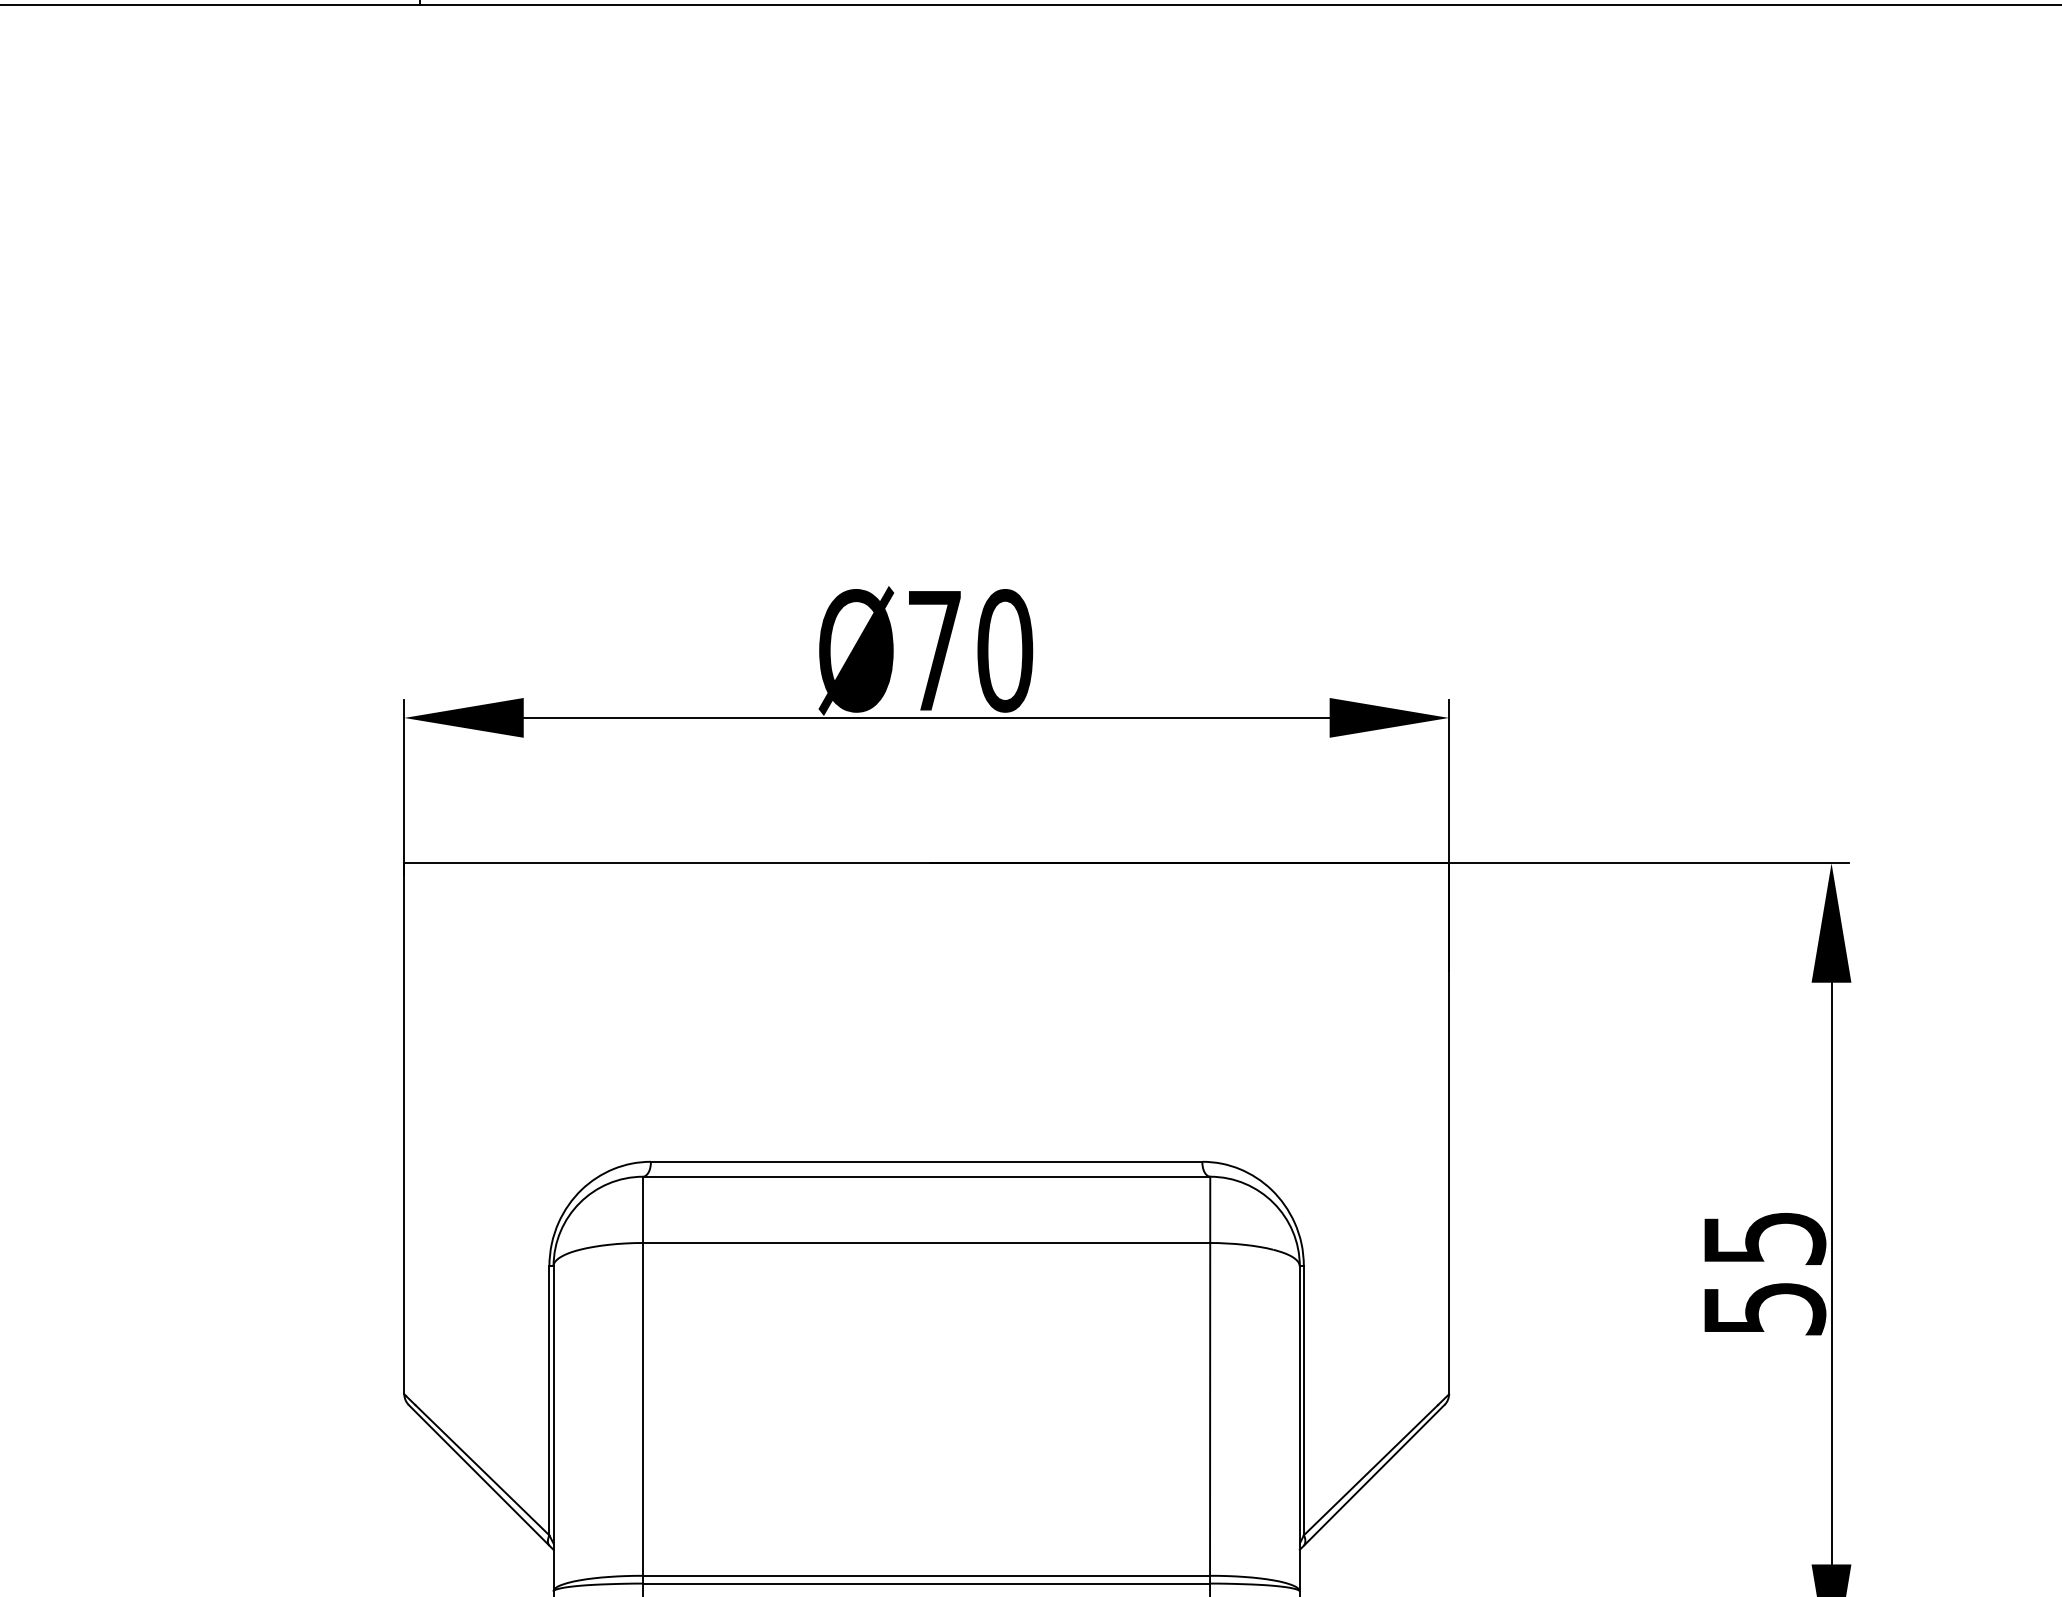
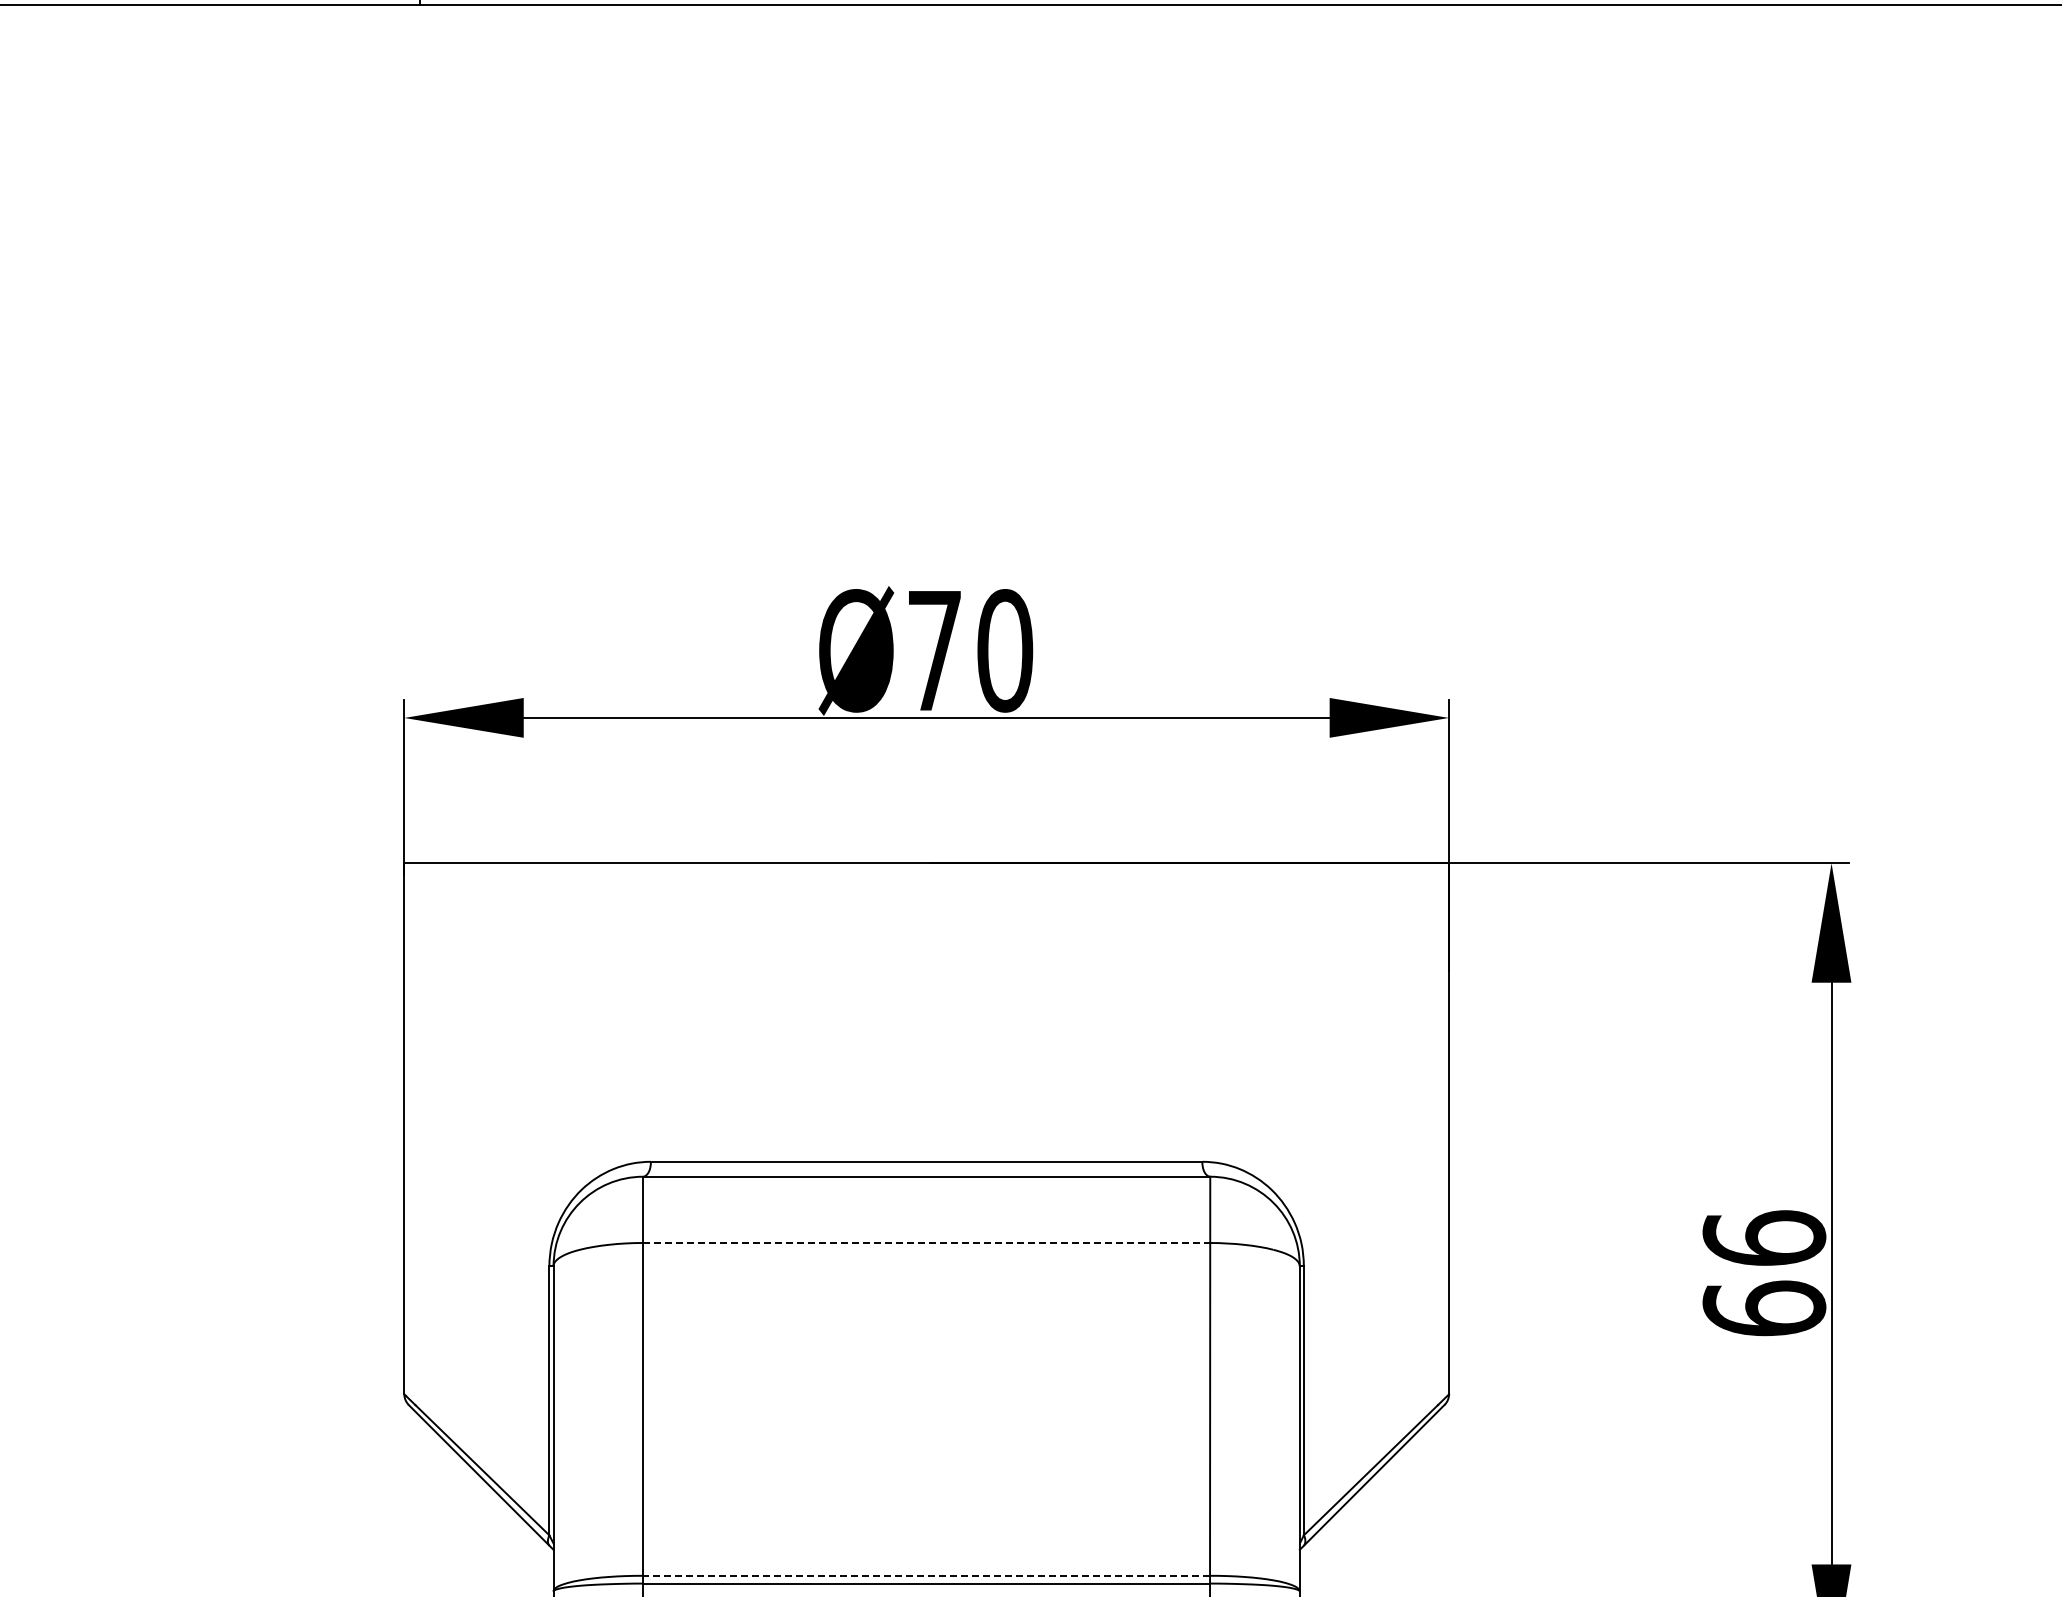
line: solid -> dashed (926, 1243)
text: 55 -> 66 (1764, 1273)
line: solid -> dashed (926, 1575)
